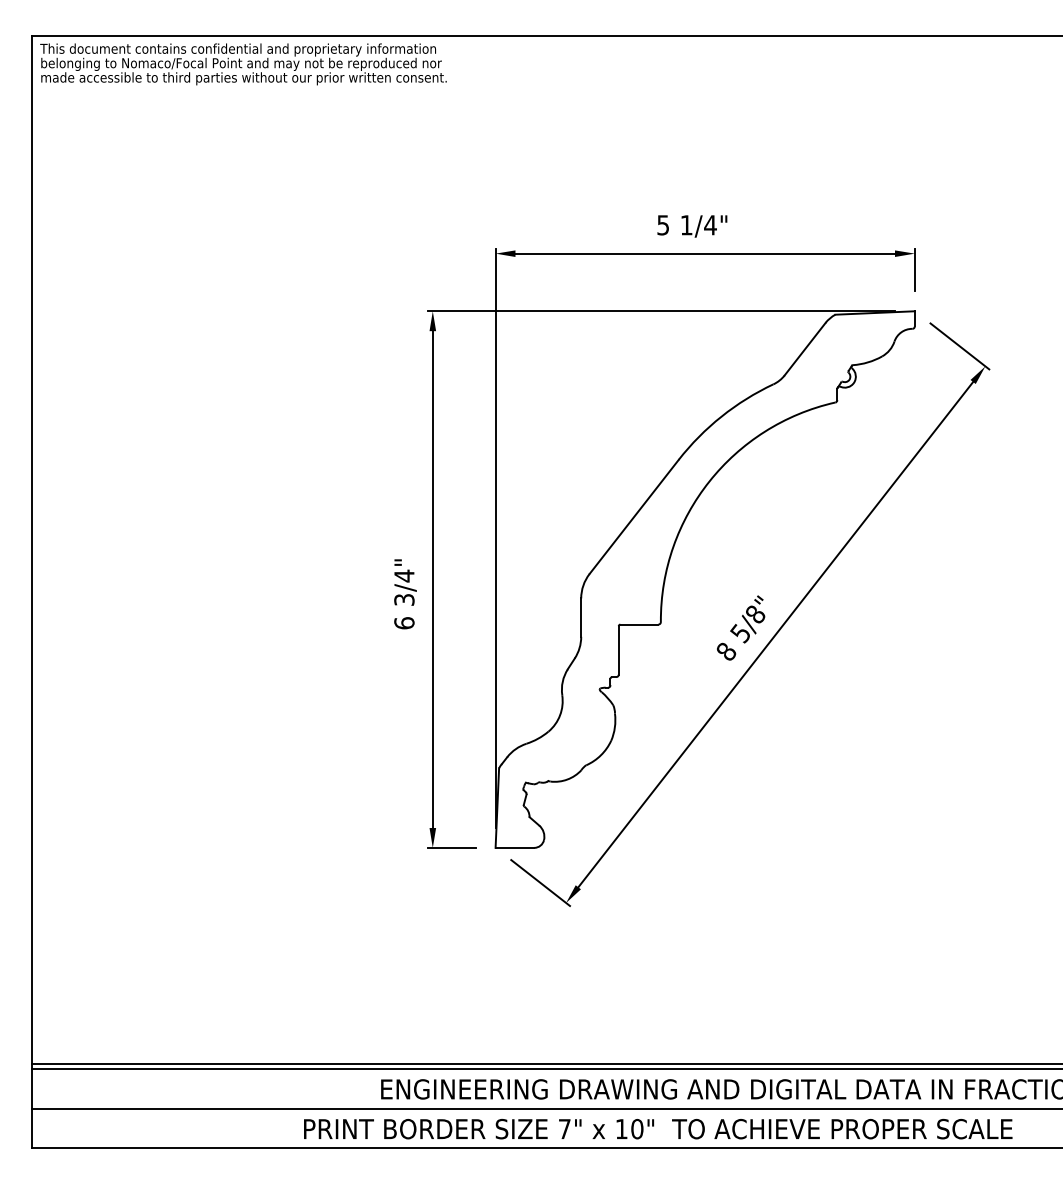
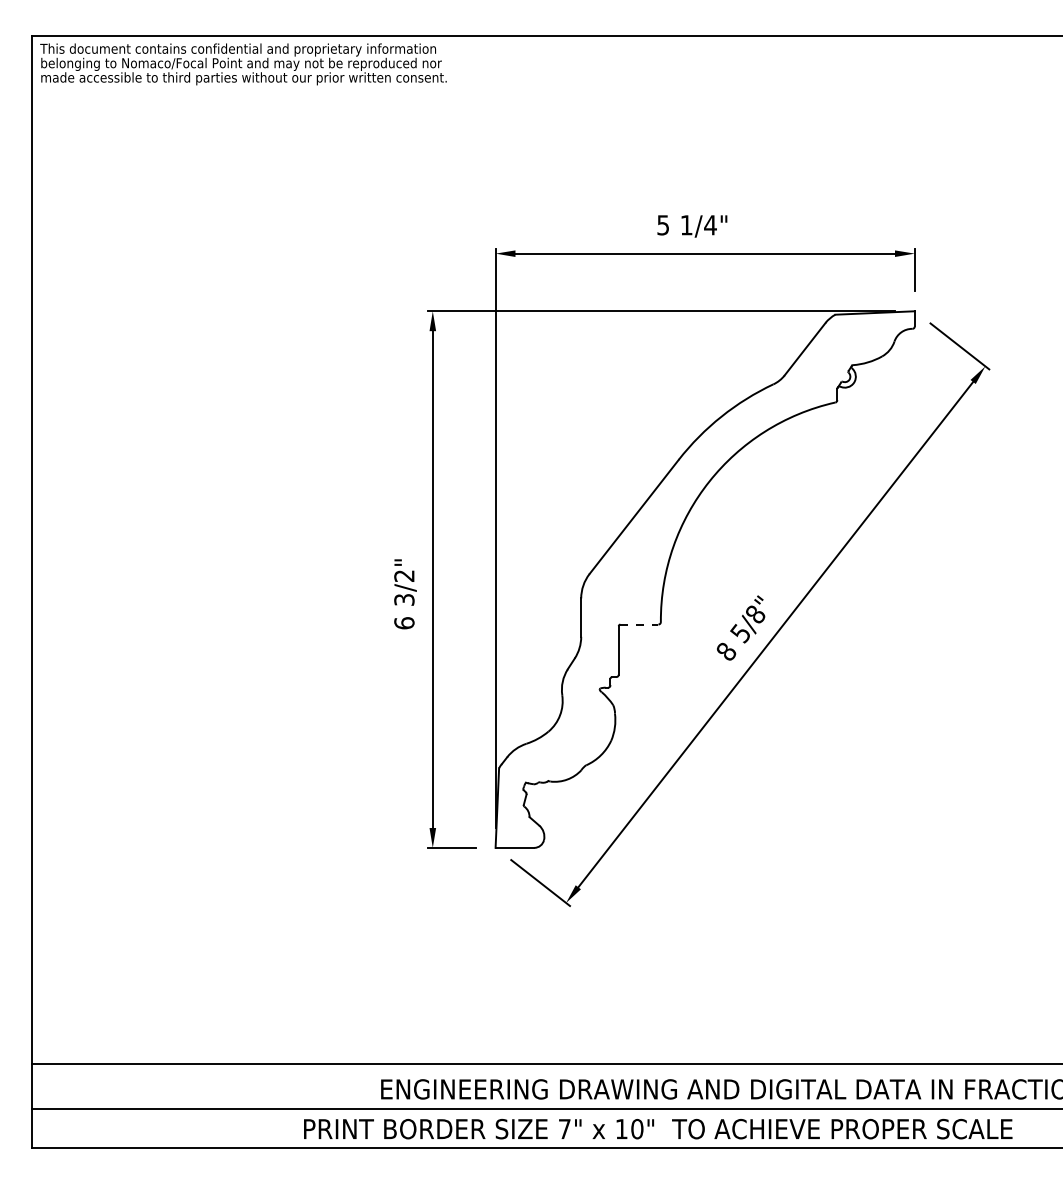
text: 3/4" -> 3/2" (404, 575)
line: solid -> dashed (639, 624)
line: present -> none (545, 1068)
